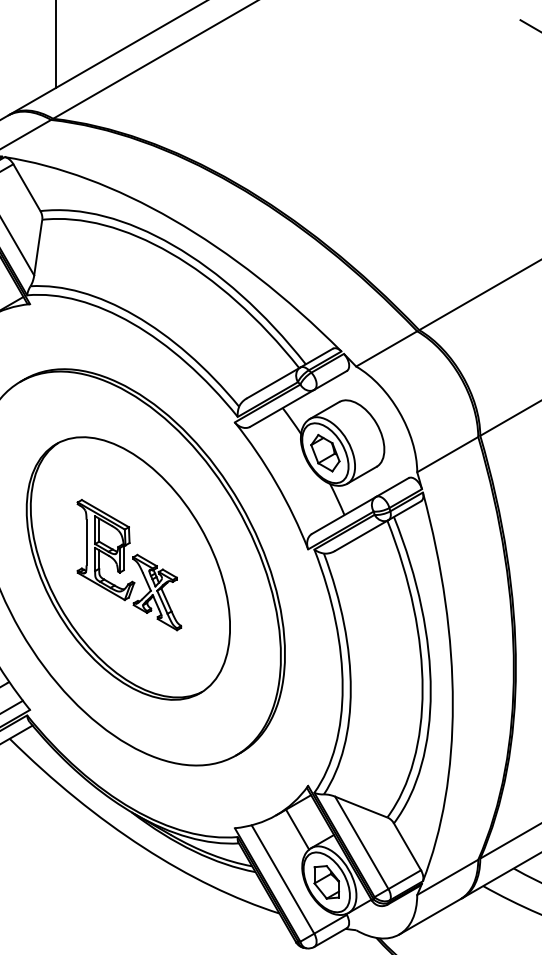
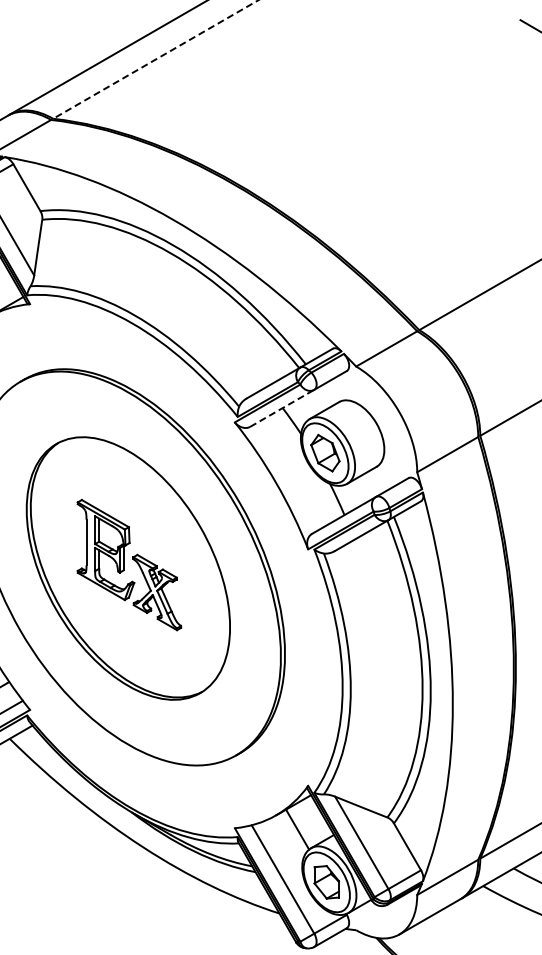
line: present -> none (56, 44)
line: solid -> dashed (155, 59)
line: solid -> dashed (282, 408)
